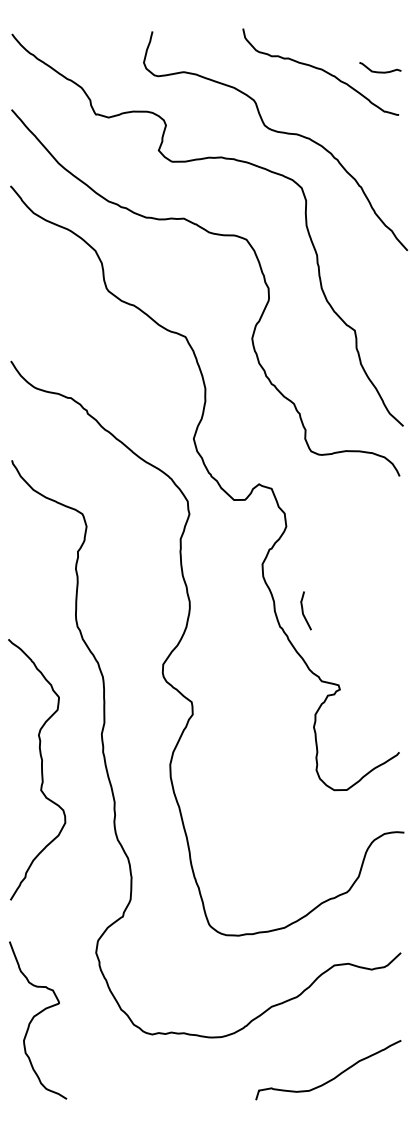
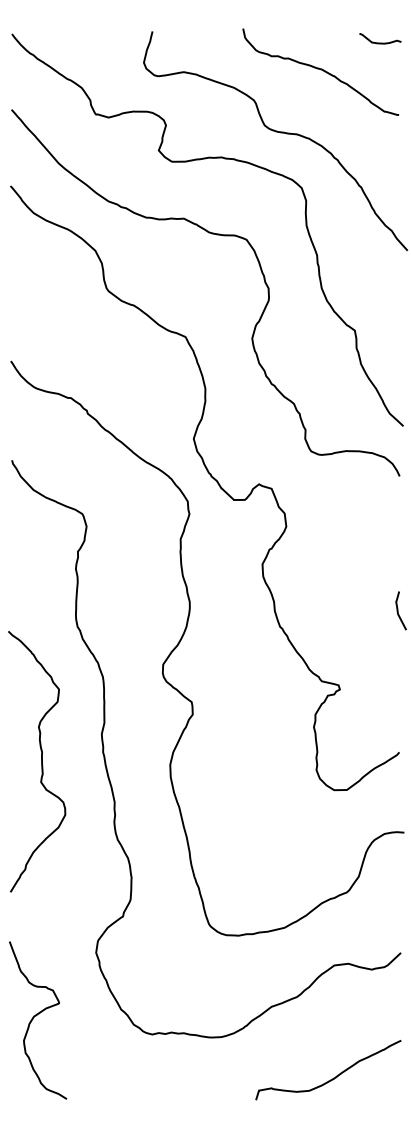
curve position: (380, 71) -> (380, 42) (380, 42)
curve position: (303, 610) -> (398, 610) (398, 610)
curve position: (41, 769) -> (41, 761) (41, 761)
